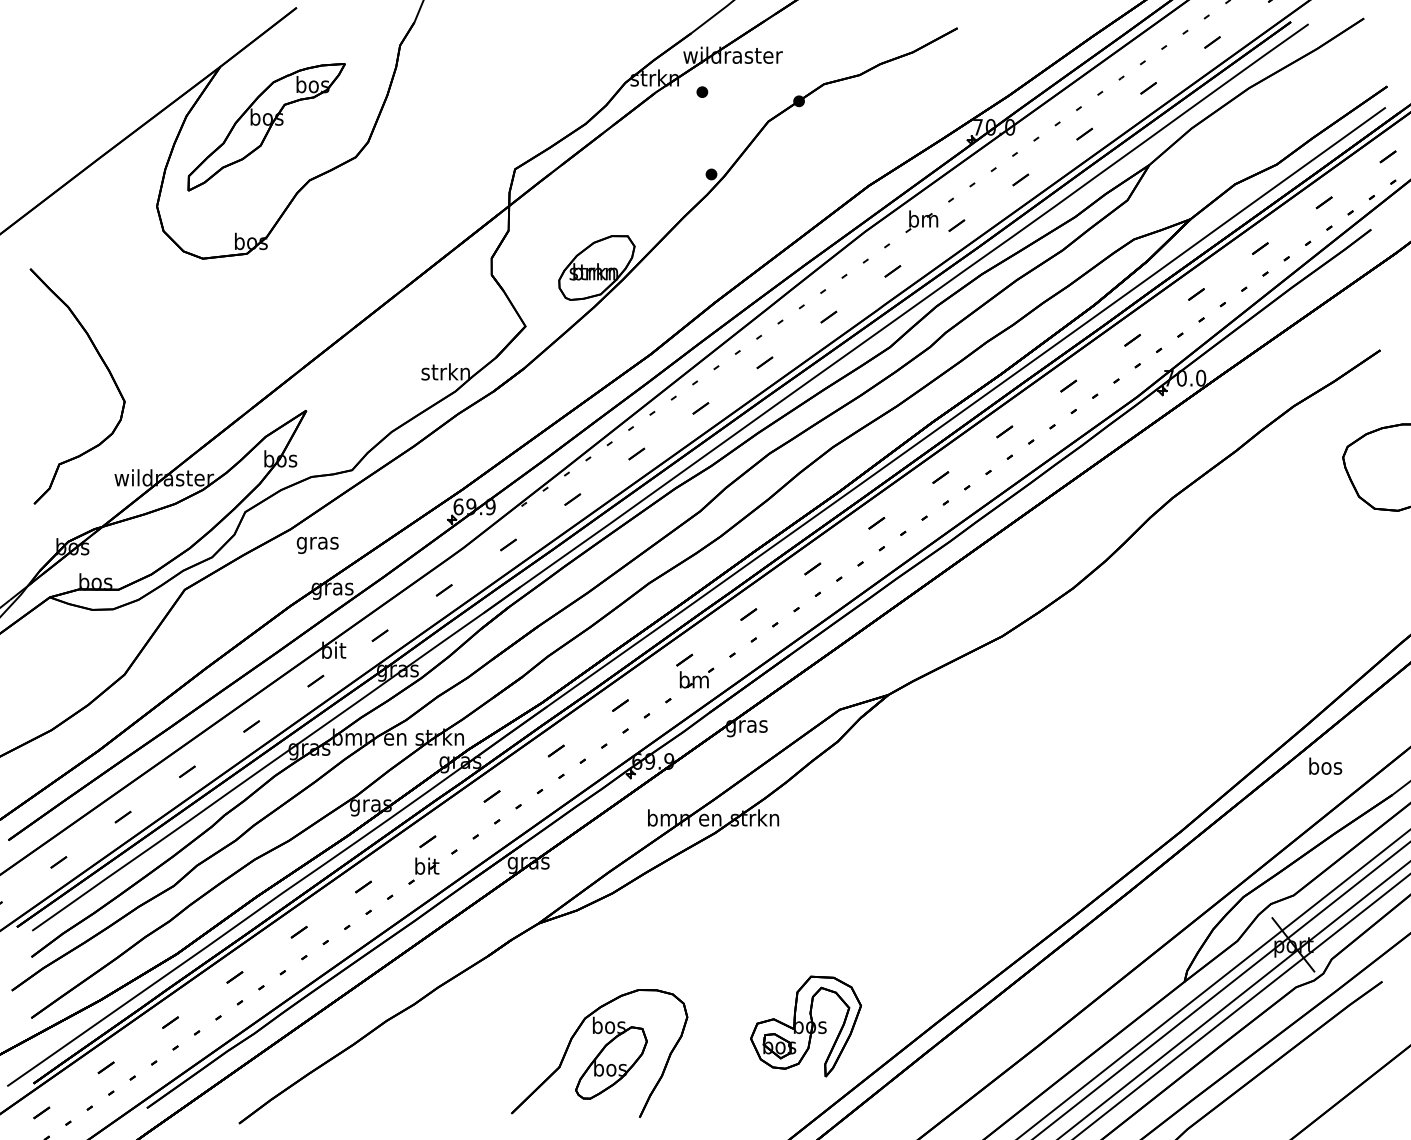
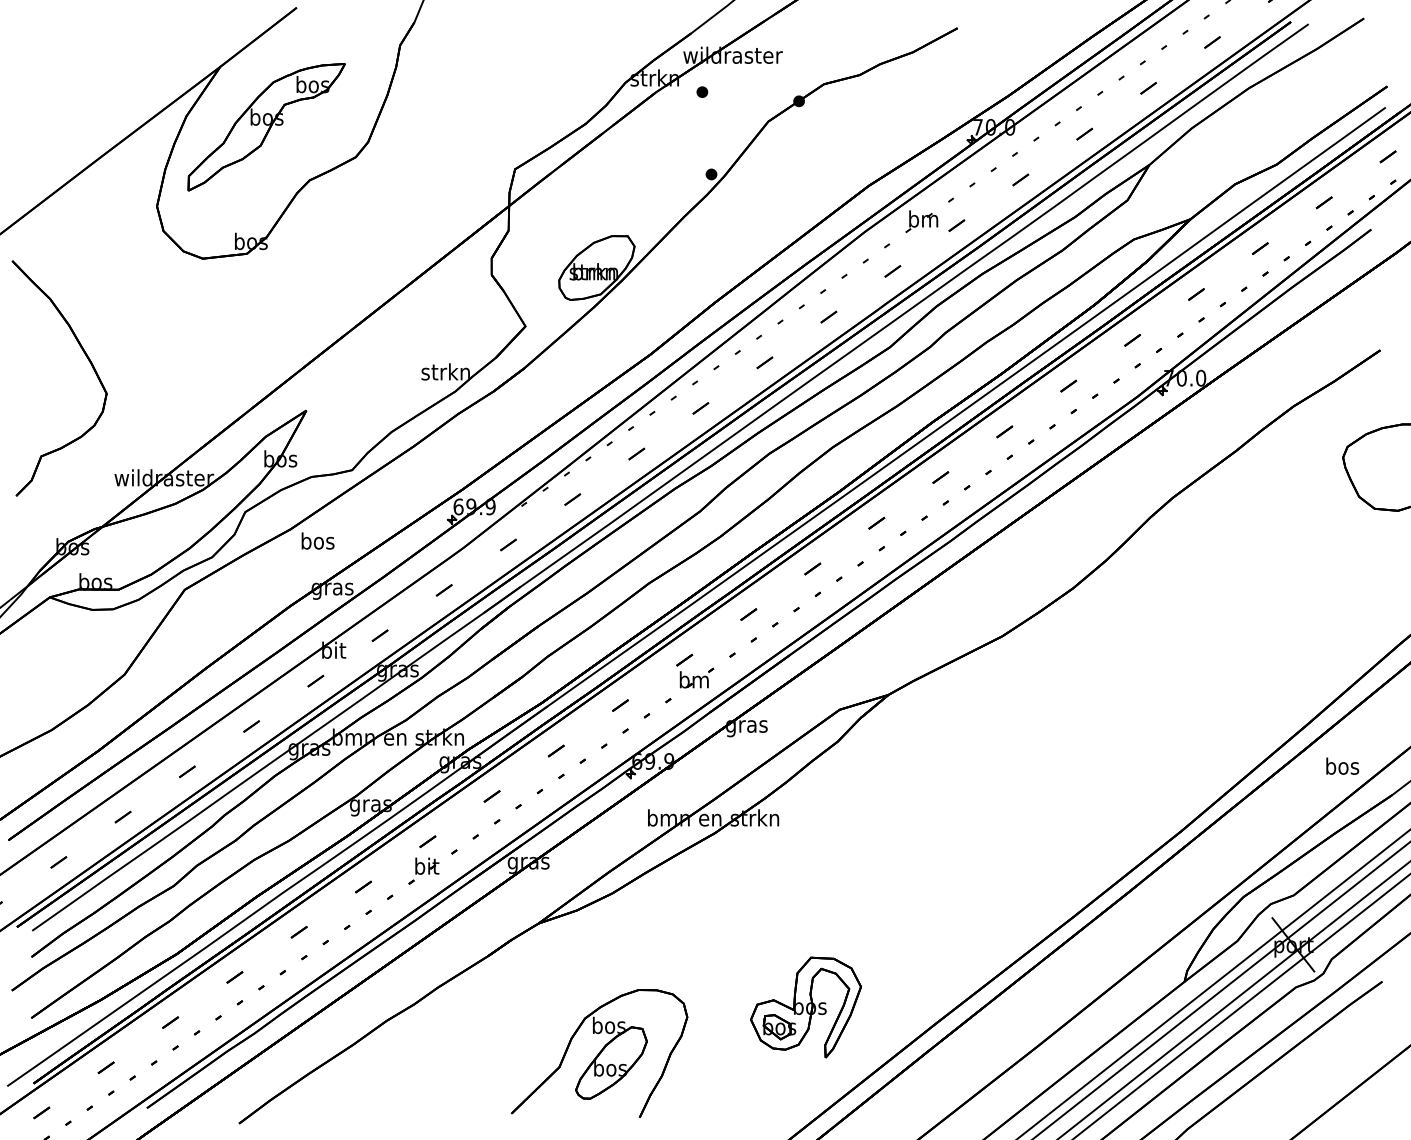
part position: (105, 367) -> (87, 359) (87, 359)
text: gras -> bos (317, 543)
text position: (1325, 765) -> (1342, 765) (1342, 765)
part position: (805, 1026) -> (805, 1007) (805, 1007)
